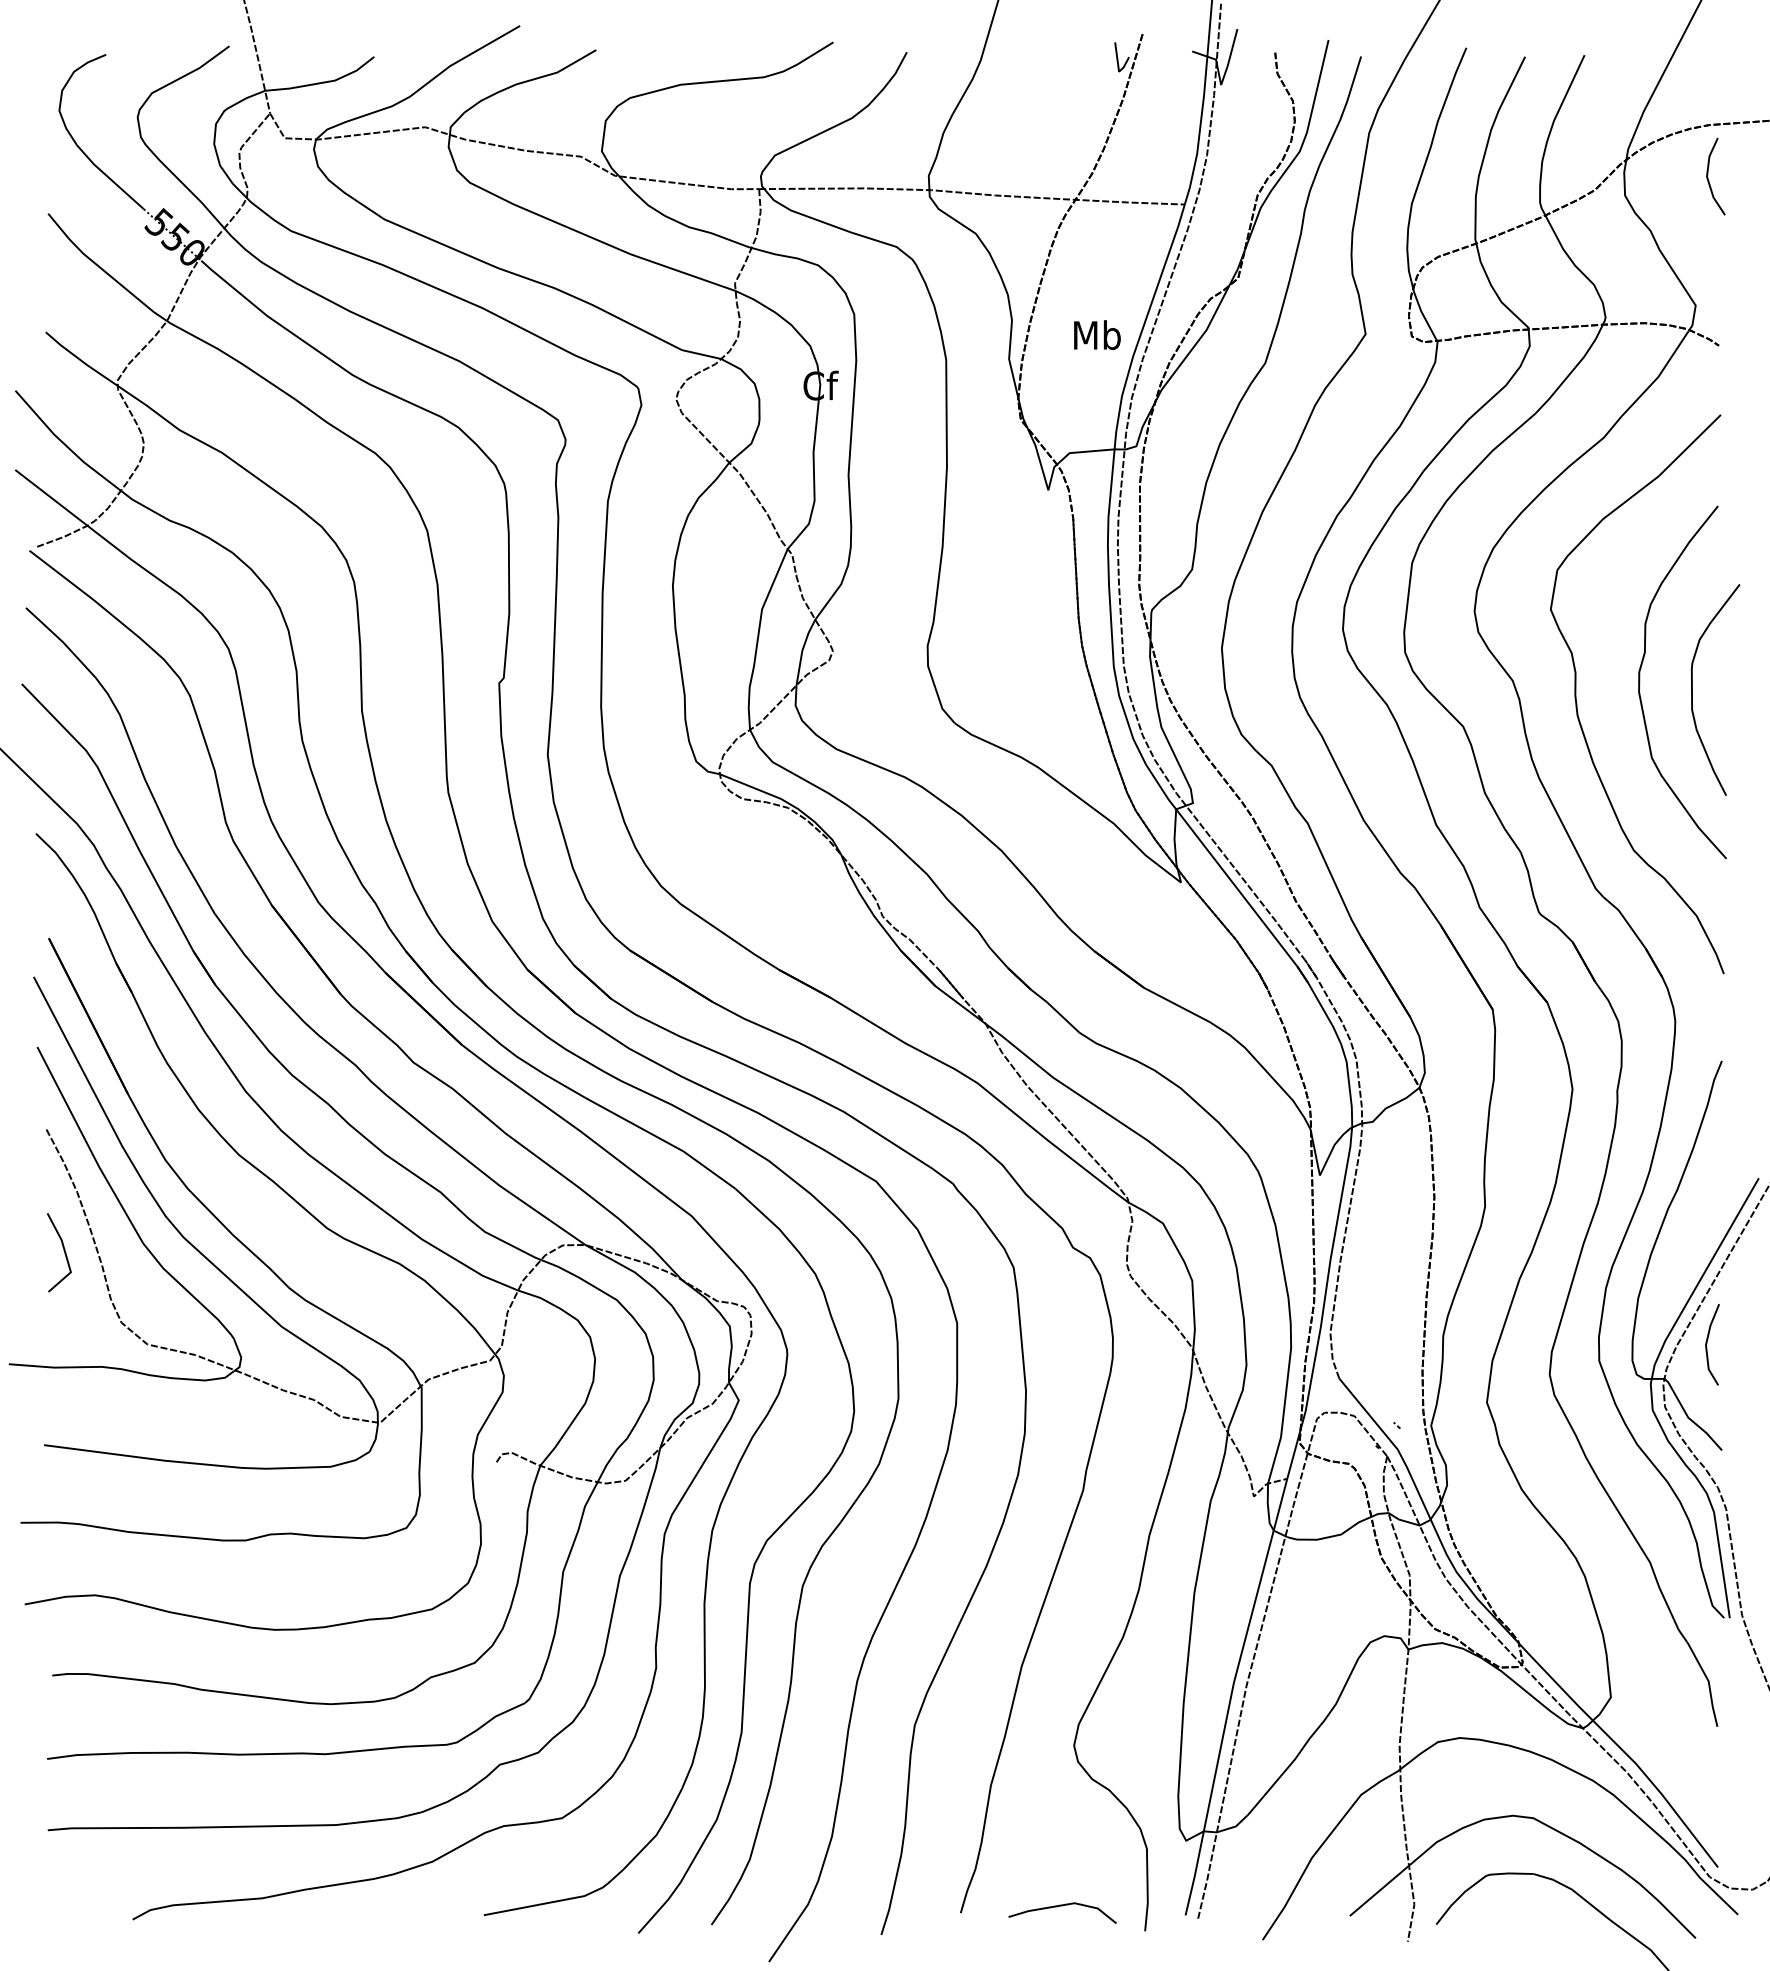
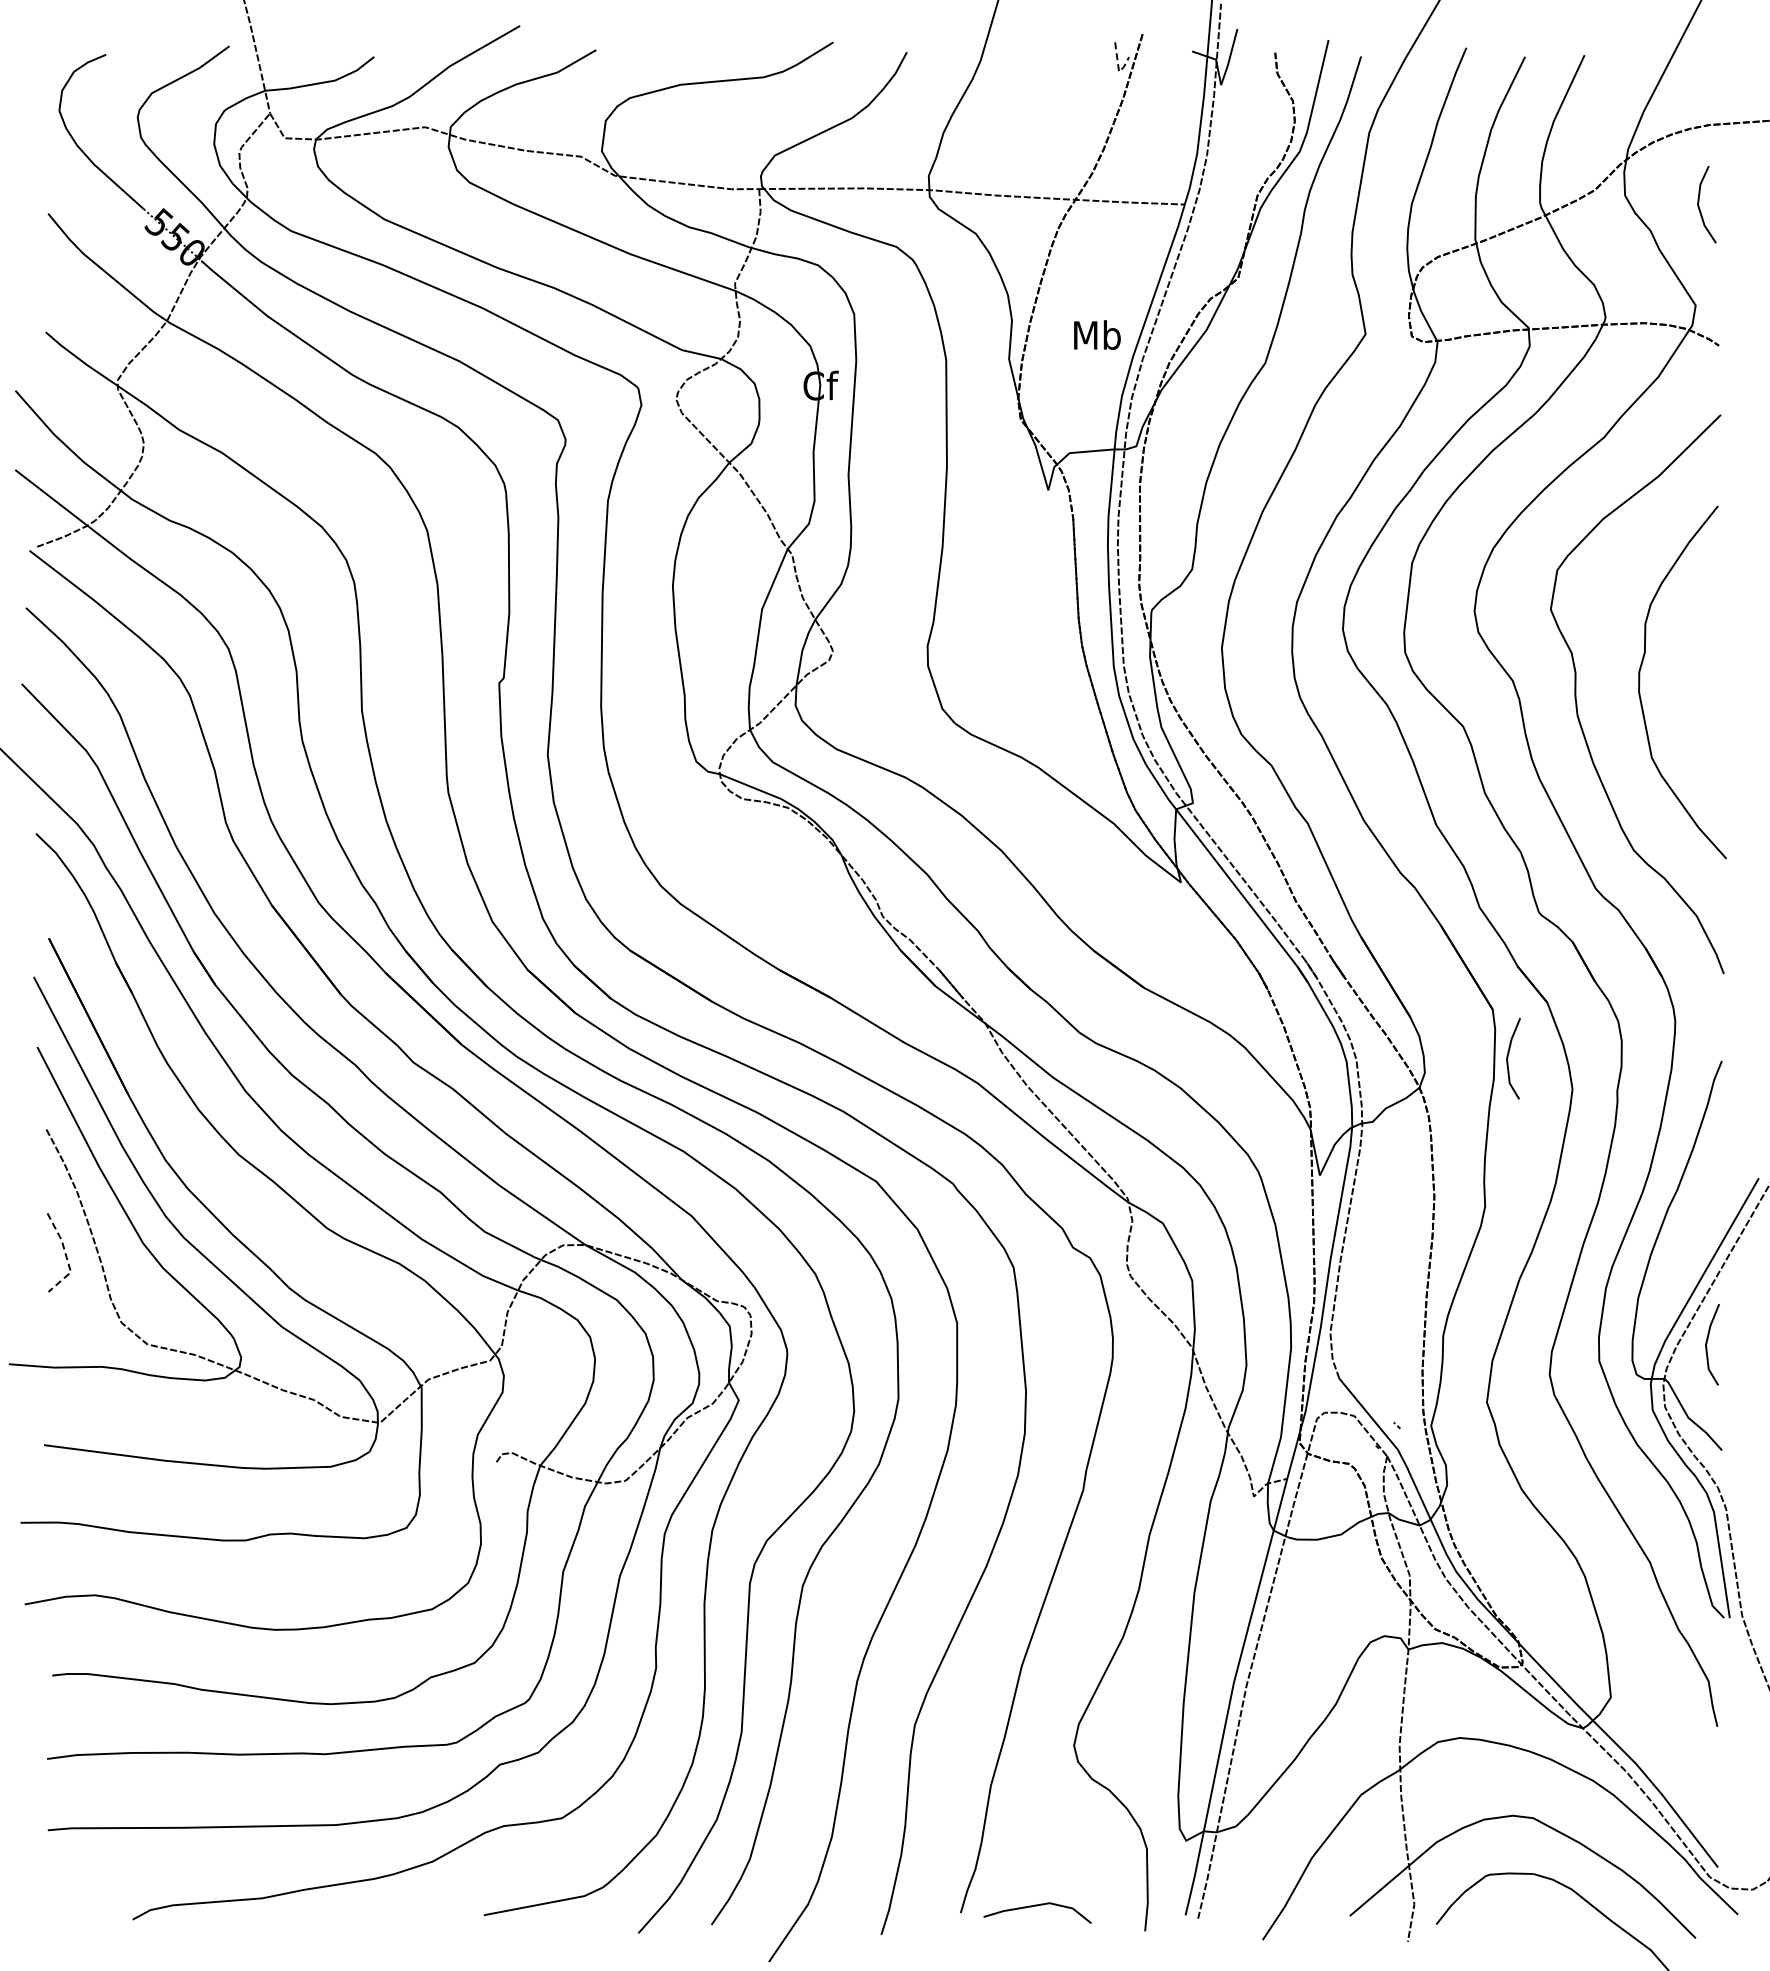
line: solid -> dashed (1118, 67)
line position: (1708, 177) -> (1699, 205) (1699, 205)
curve: present -> none (1692, 689)
line: none -> present (1508, 1057)
line: solid -> dashed (66, 1256)
line position: (1062, 1906) -> (1037, 1906) (1037, 1906)
